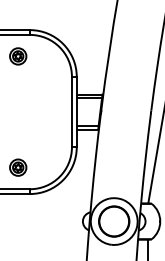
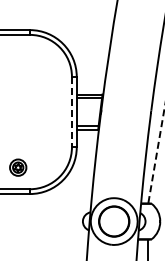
part: present -> none (18, 56)
line: solid -> dashed (71, 112)
line: solid -> dashed (156, 155)
